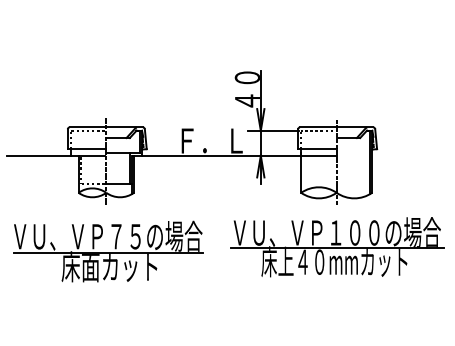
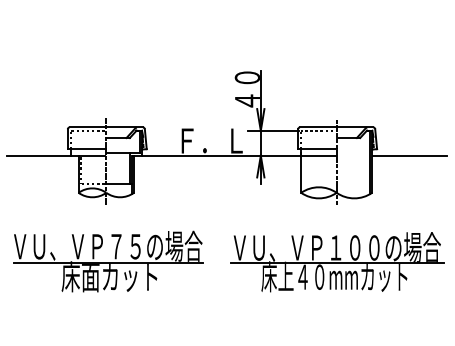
line: none -> present (410, 155)
part position: (337, 247) -> (337, 262) (337, 262)
part position: (108, 251) -> (108, 261) (108, 261)
